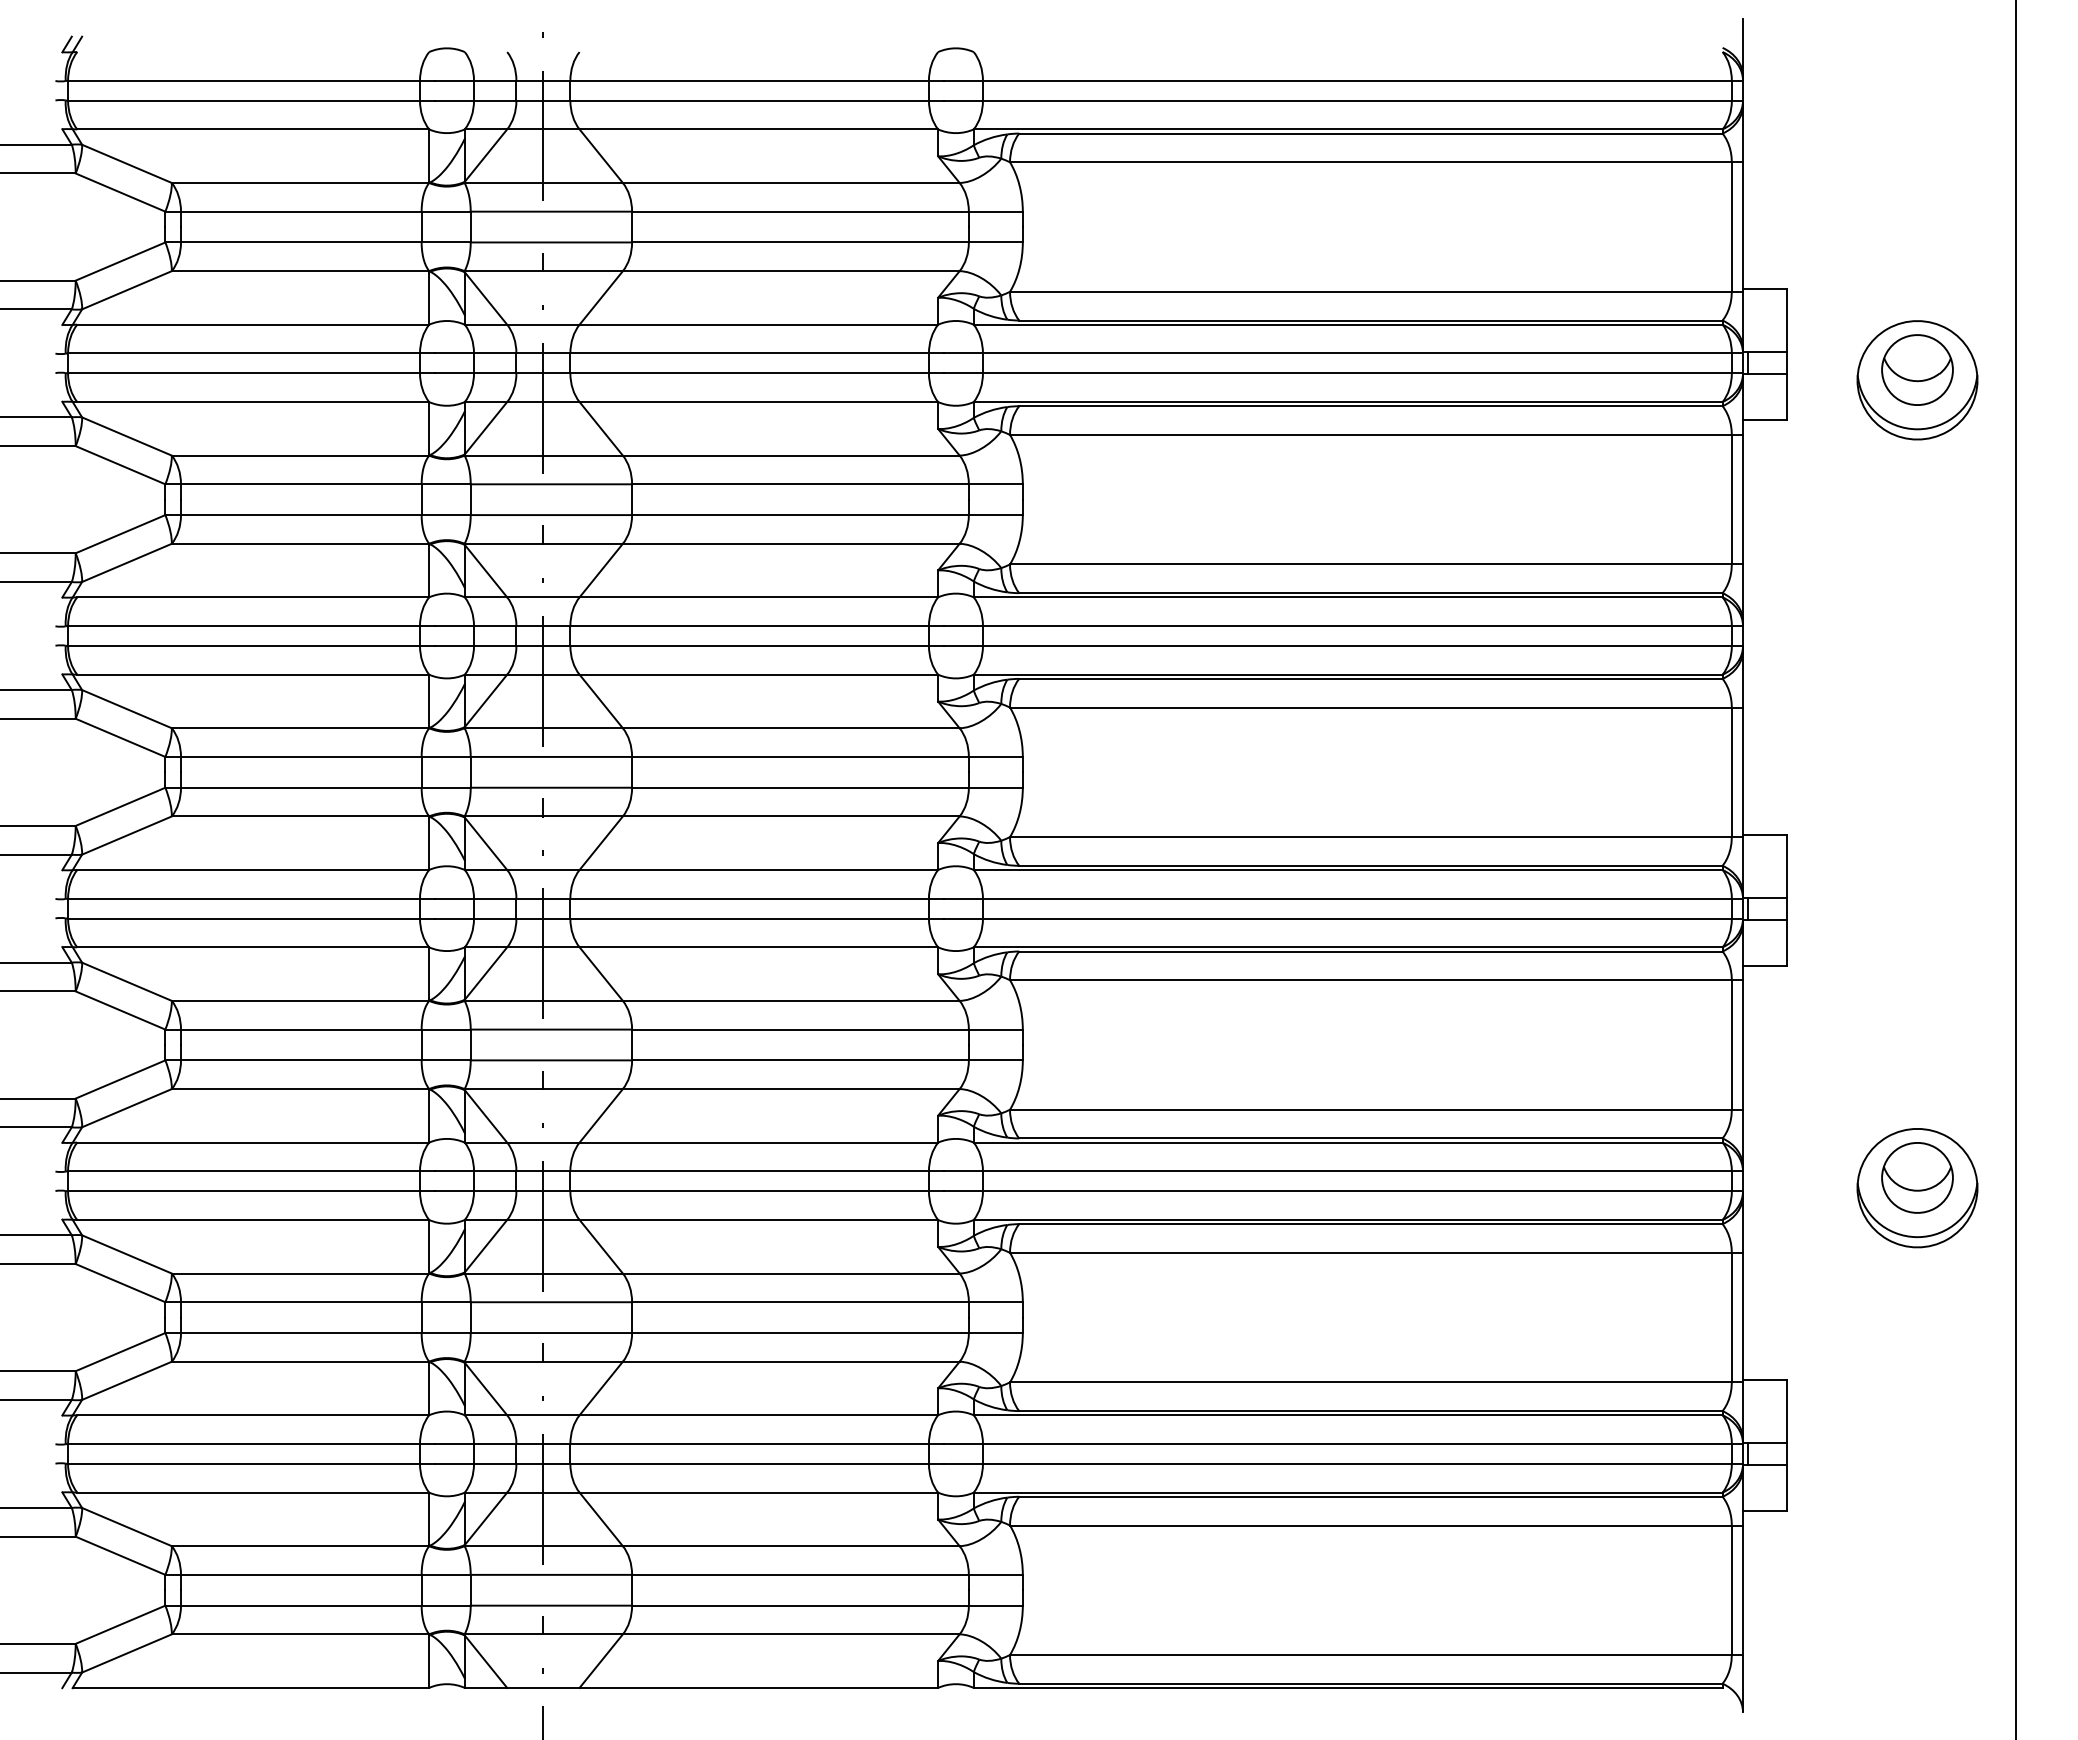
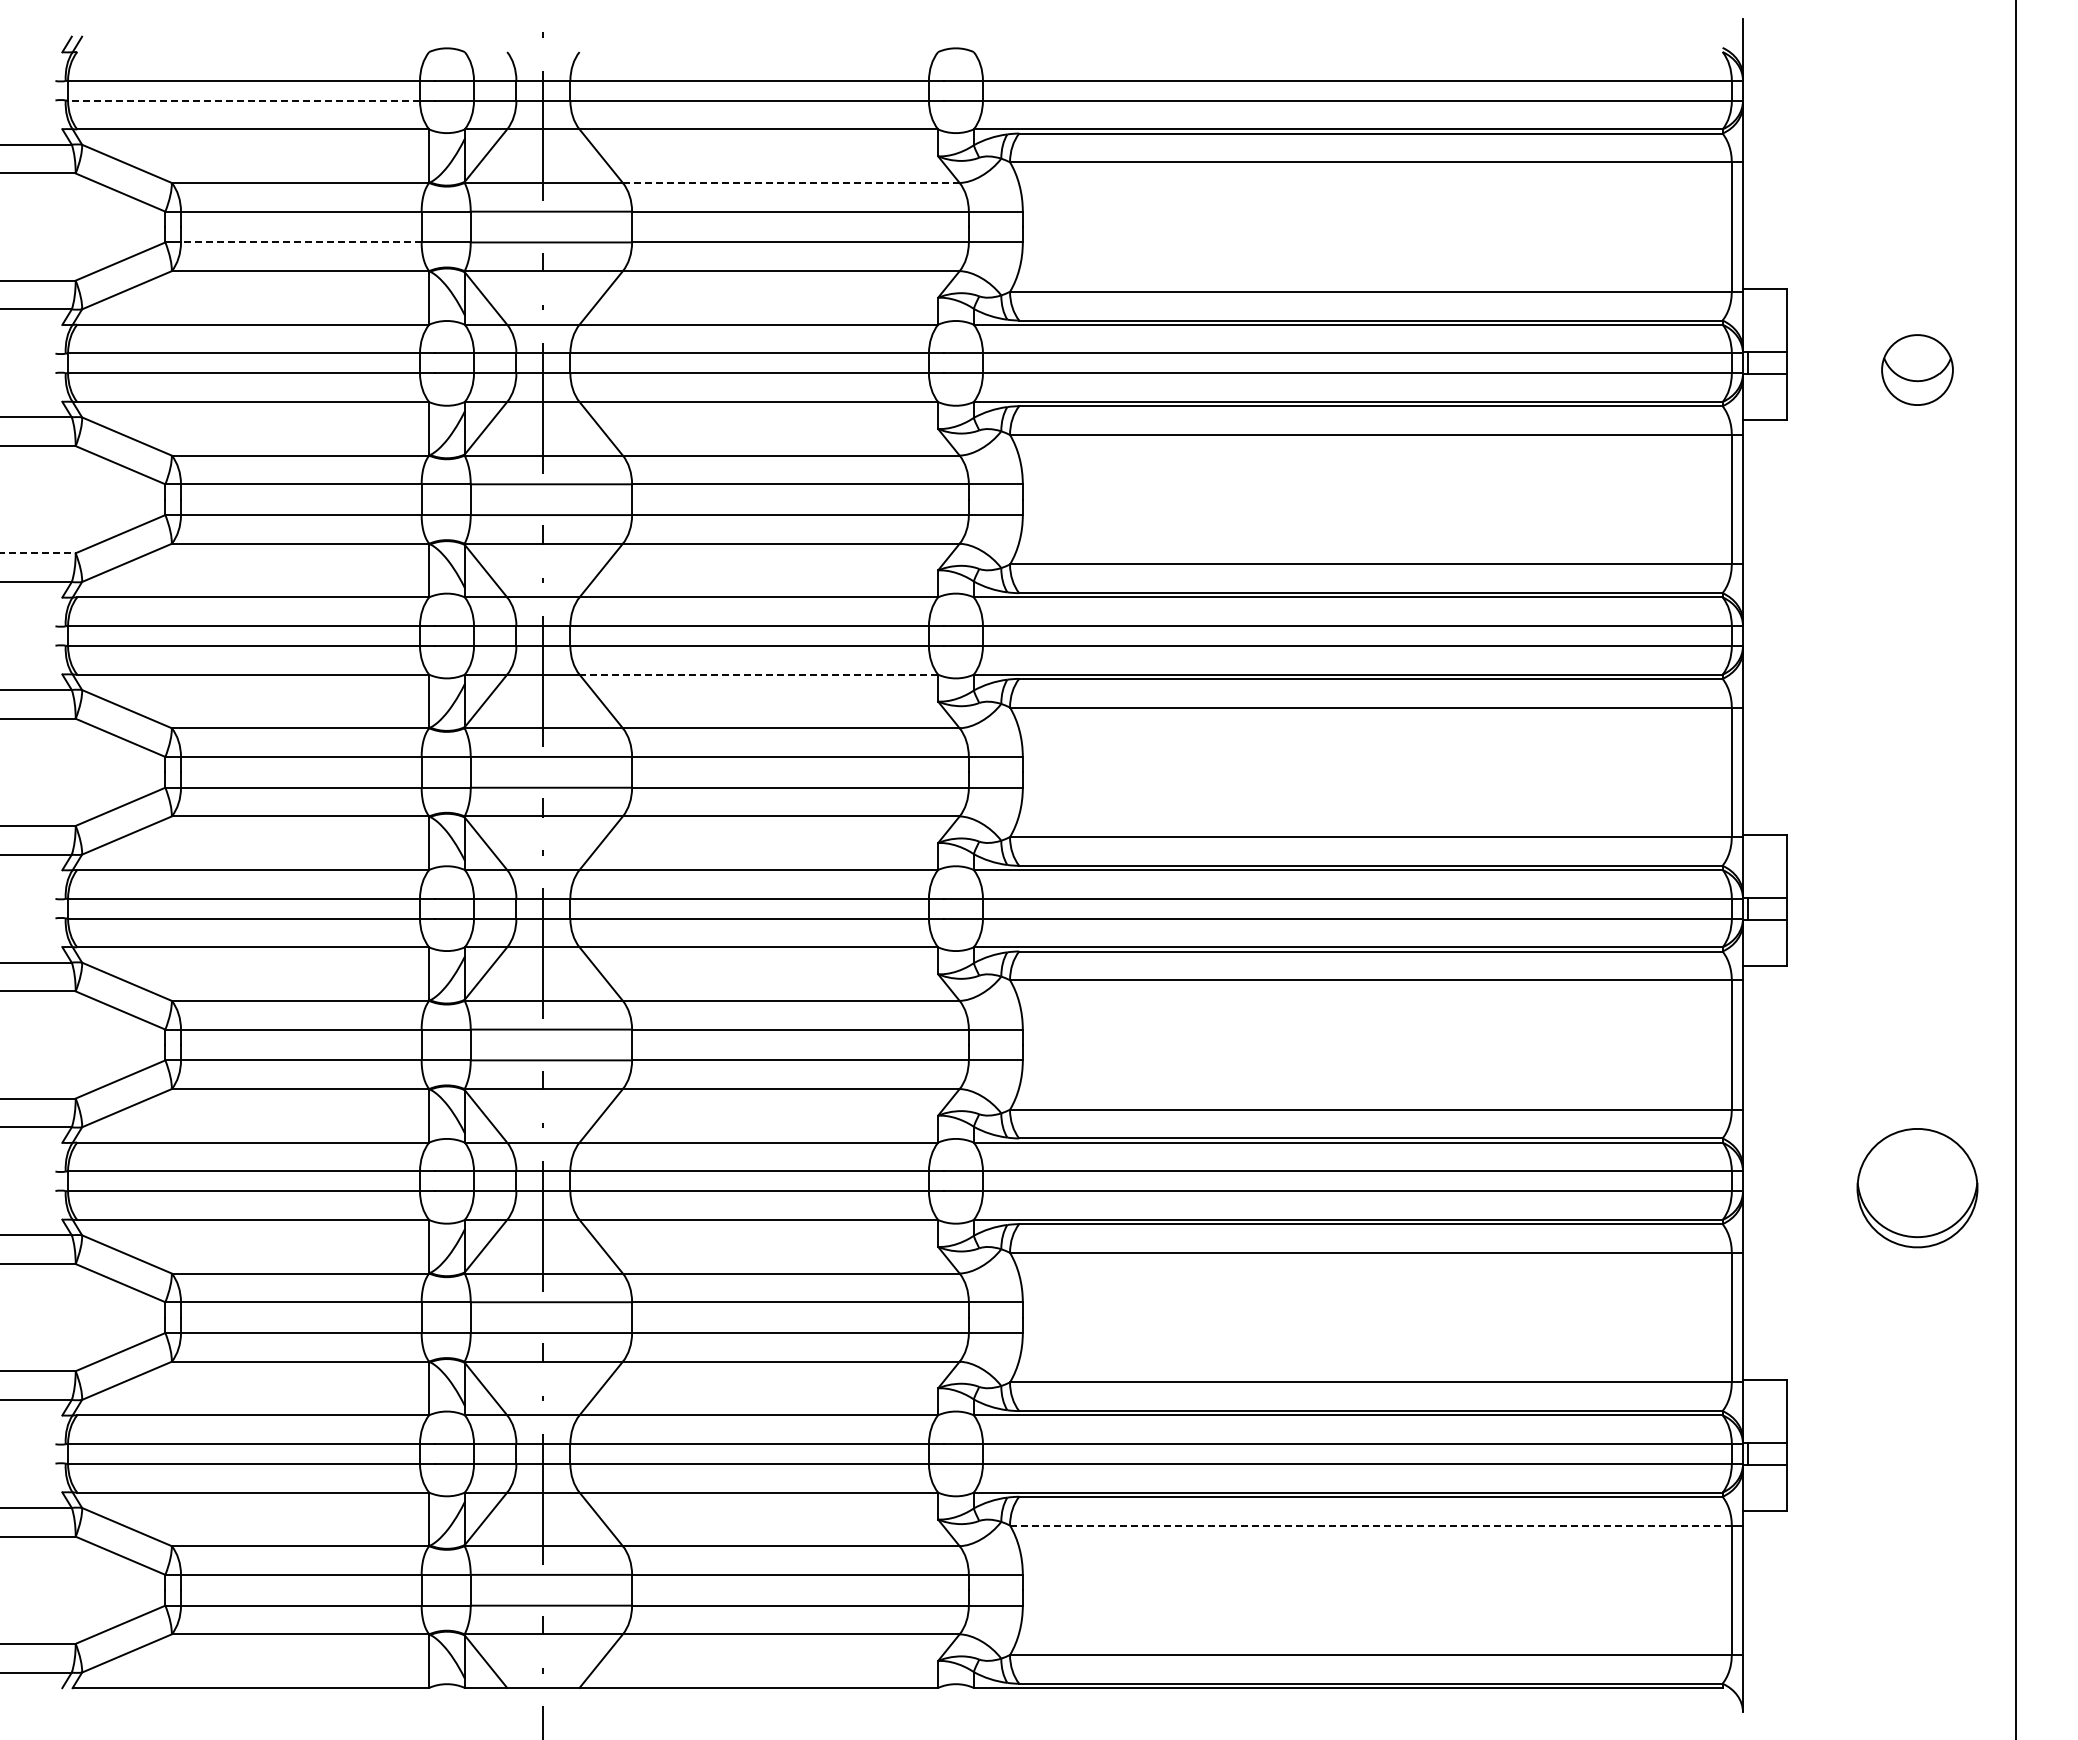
line: solid -> dashed (244, 100)
line: solid -> dashed (790, 182)
line: solid -> dashed (300, 242)
part: present -> none (1917, 380)
line: solid -> dashed (38, 553)
line: solid -> dashed (758, 674)
part: present -> none (1917, 1177)
line: solid -> dashed (1370, 1525)
